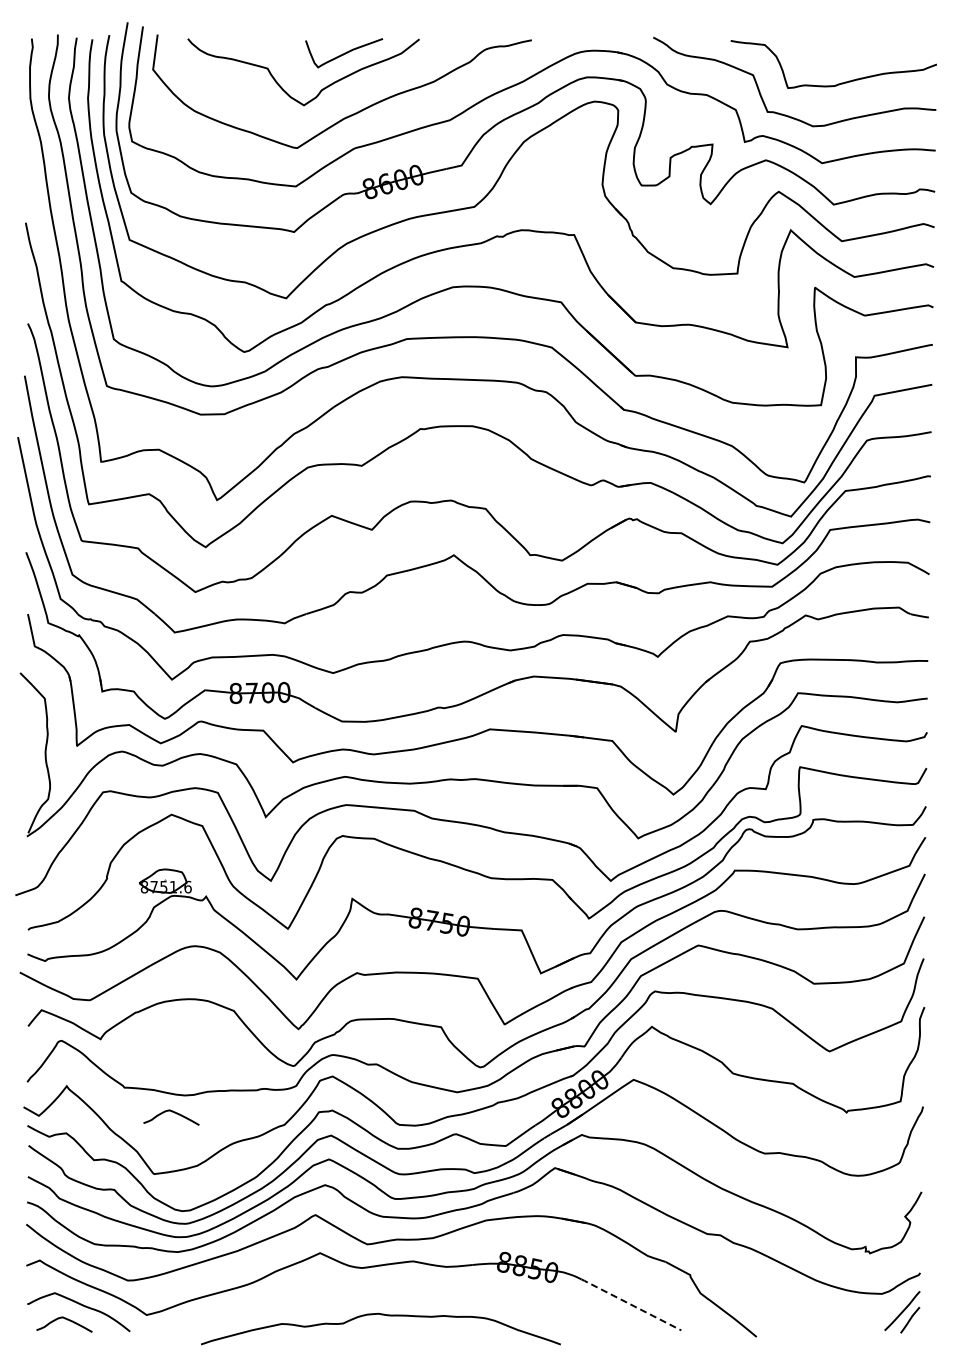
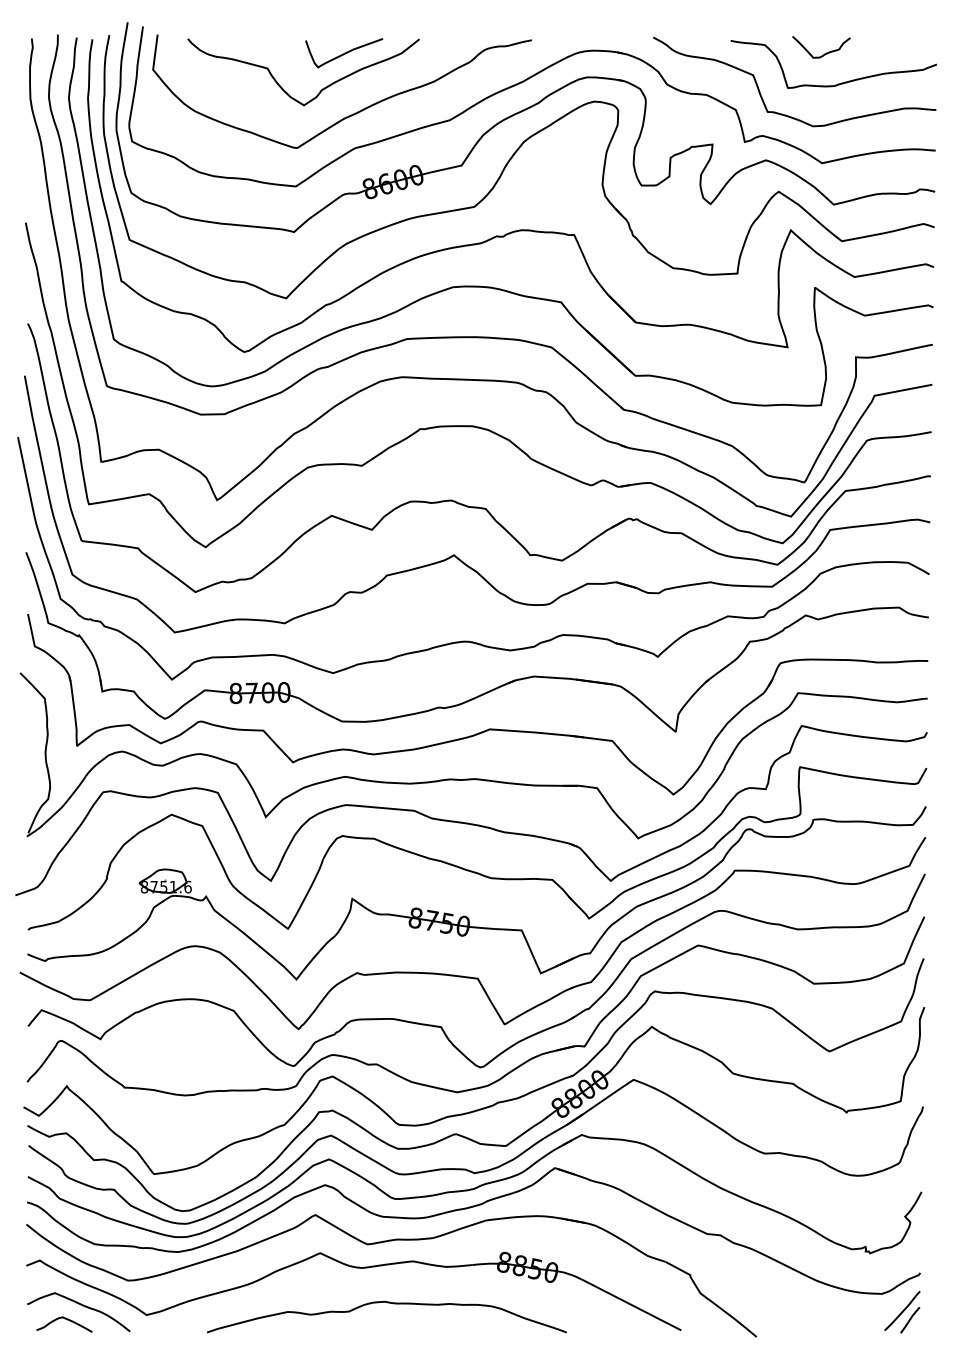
curve: none -> present (824, 53)
curve: present -> none (171, 1112)
line: dashed -> solid (630, 1304)
curve position: (381, 1315) -> (387, 1303) (387, 1303)
